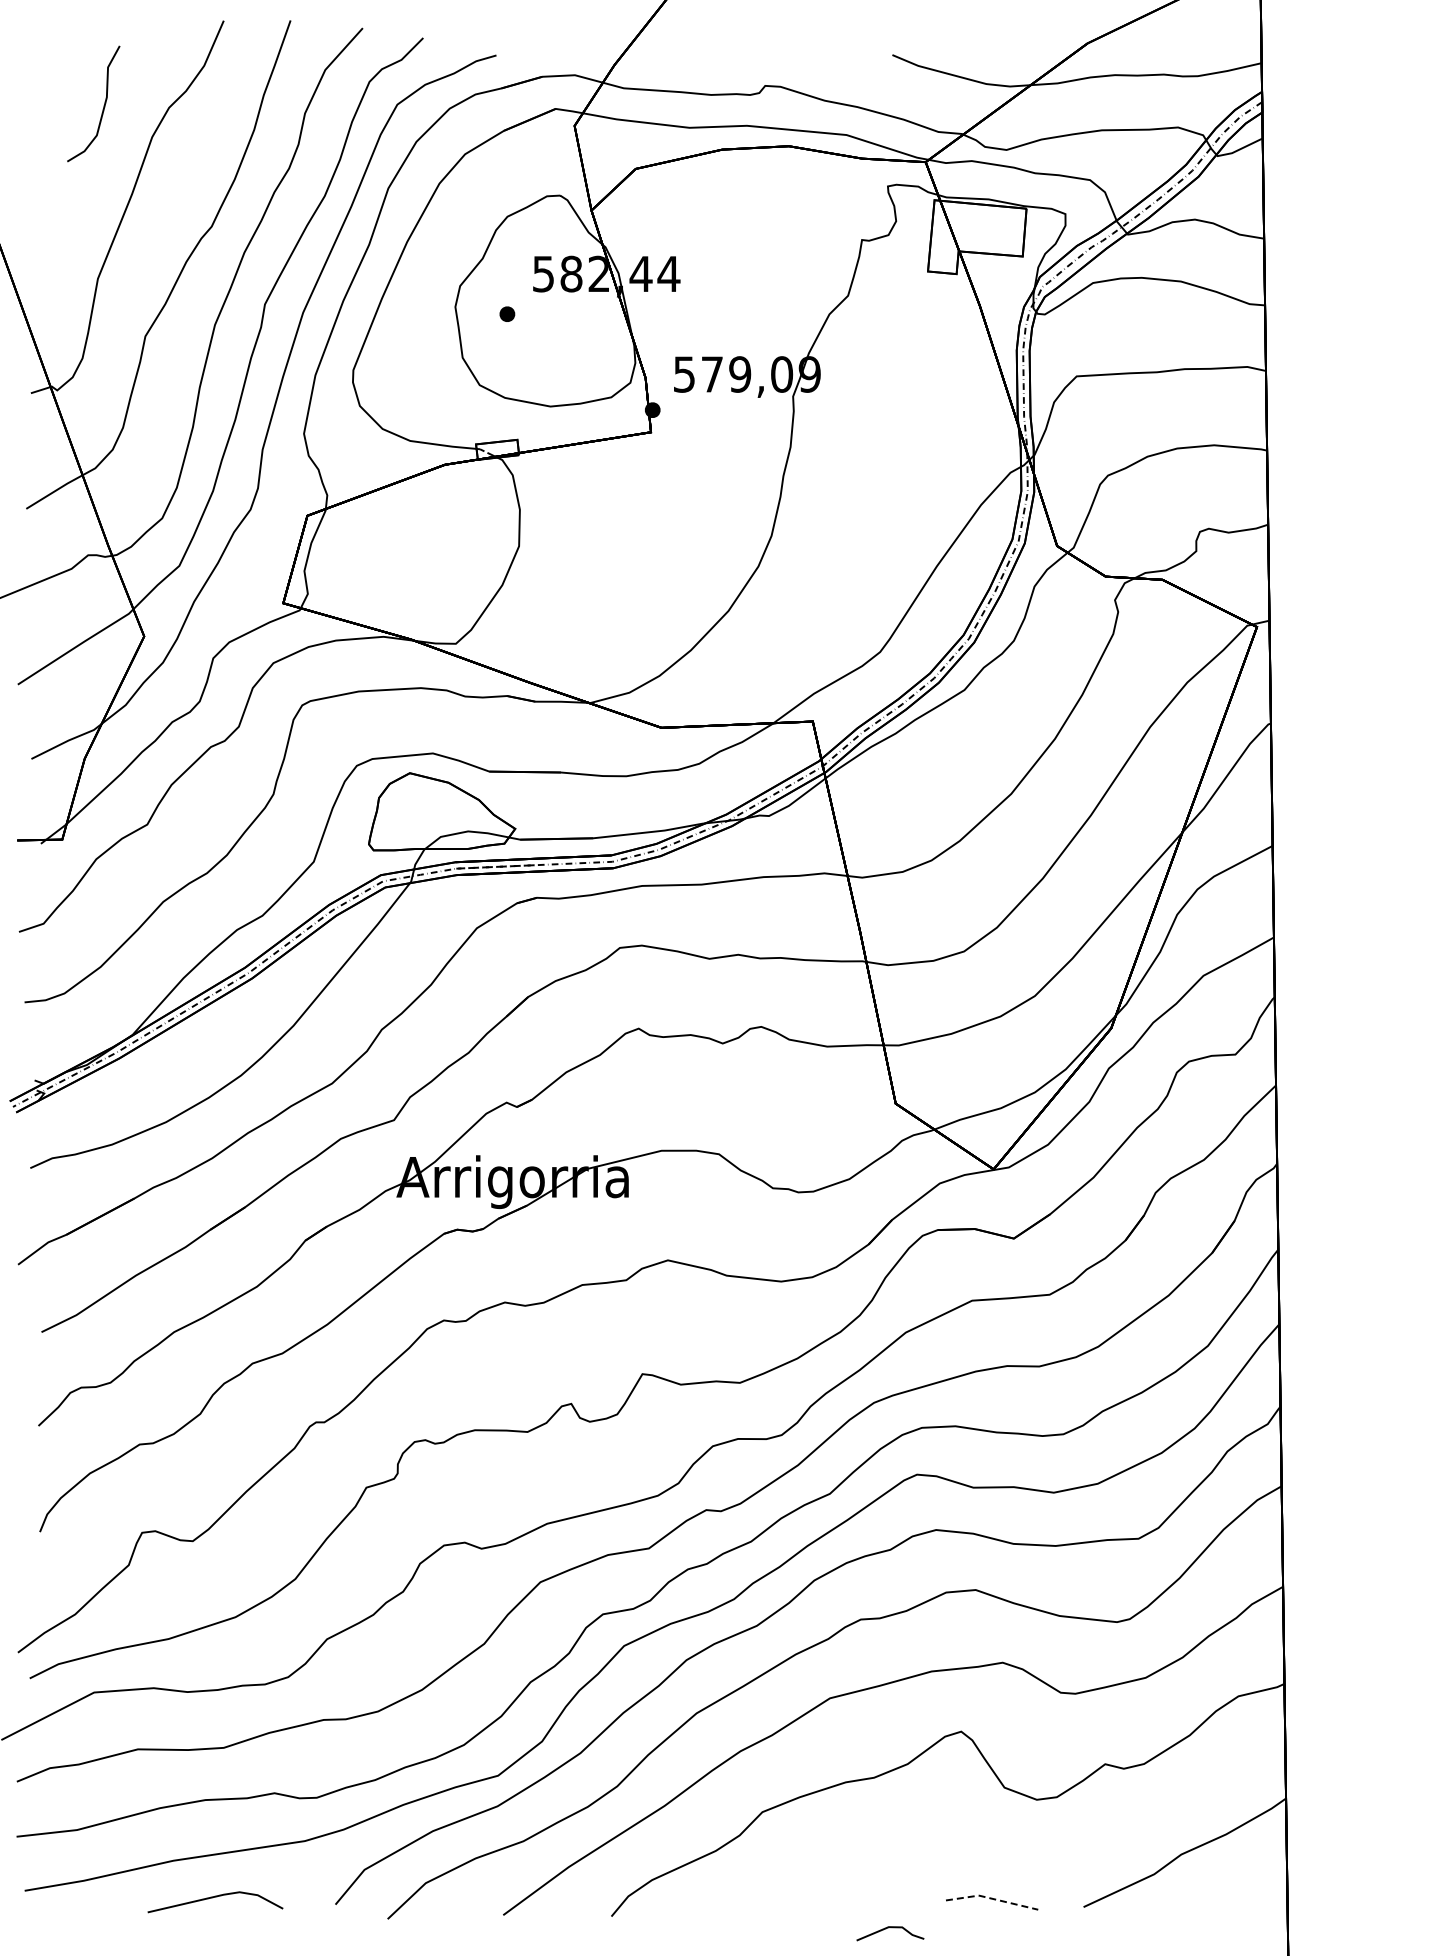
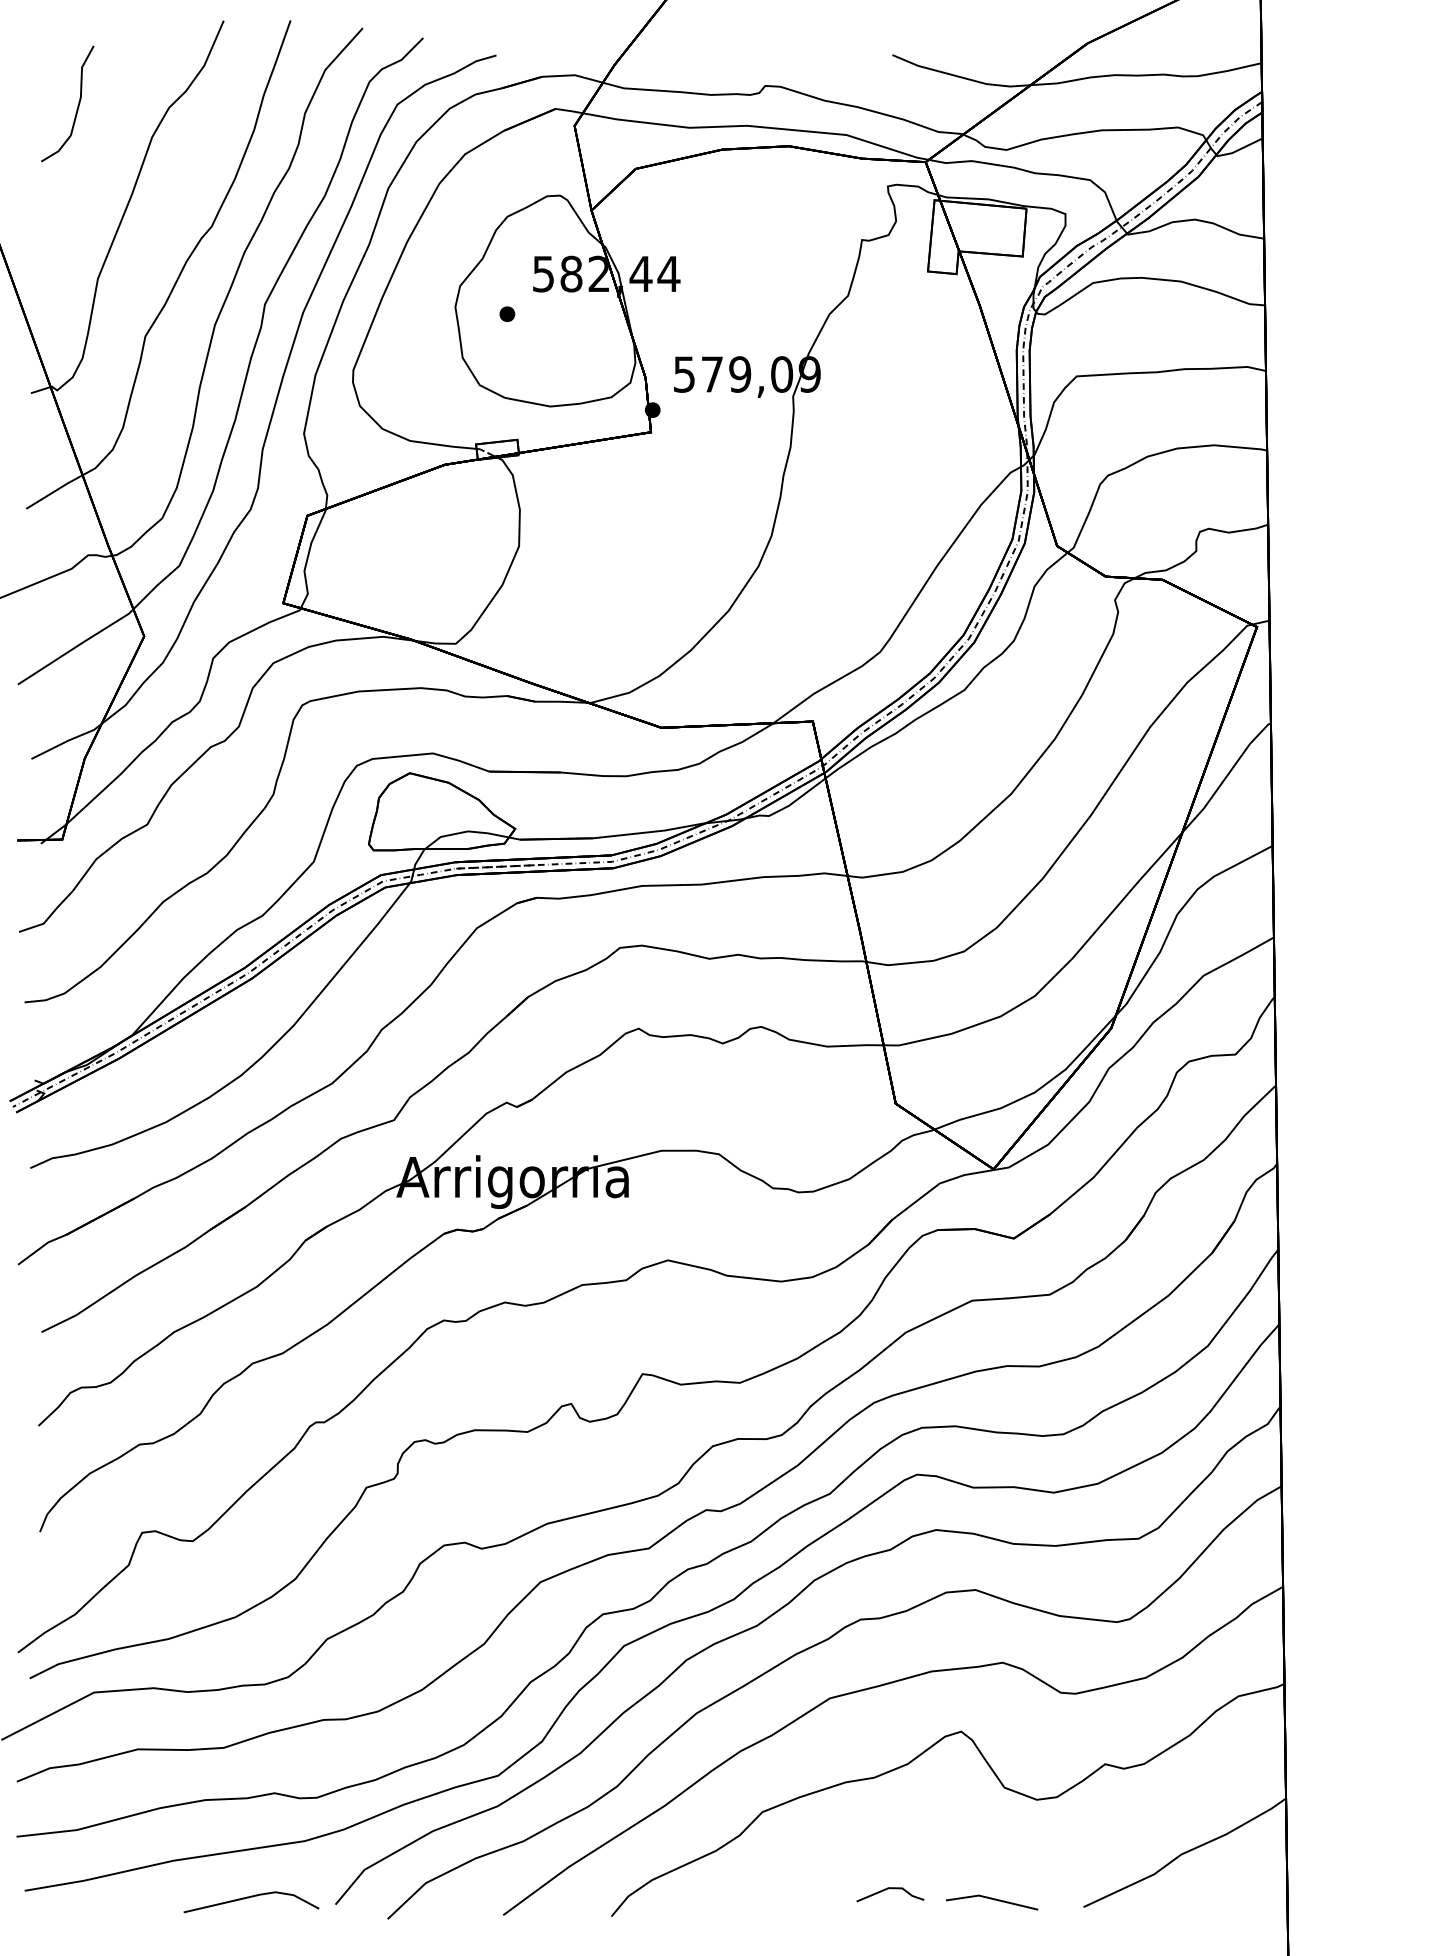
curve position: (103, 105) -> (77, 105) (77, 105)
line position: (215, 1897) -> (251, 1897) (251, 1897)
line: dashed -> solid (992, 1898)
line position: (890, 1928) -> (890, 1889) (890, 1889)
